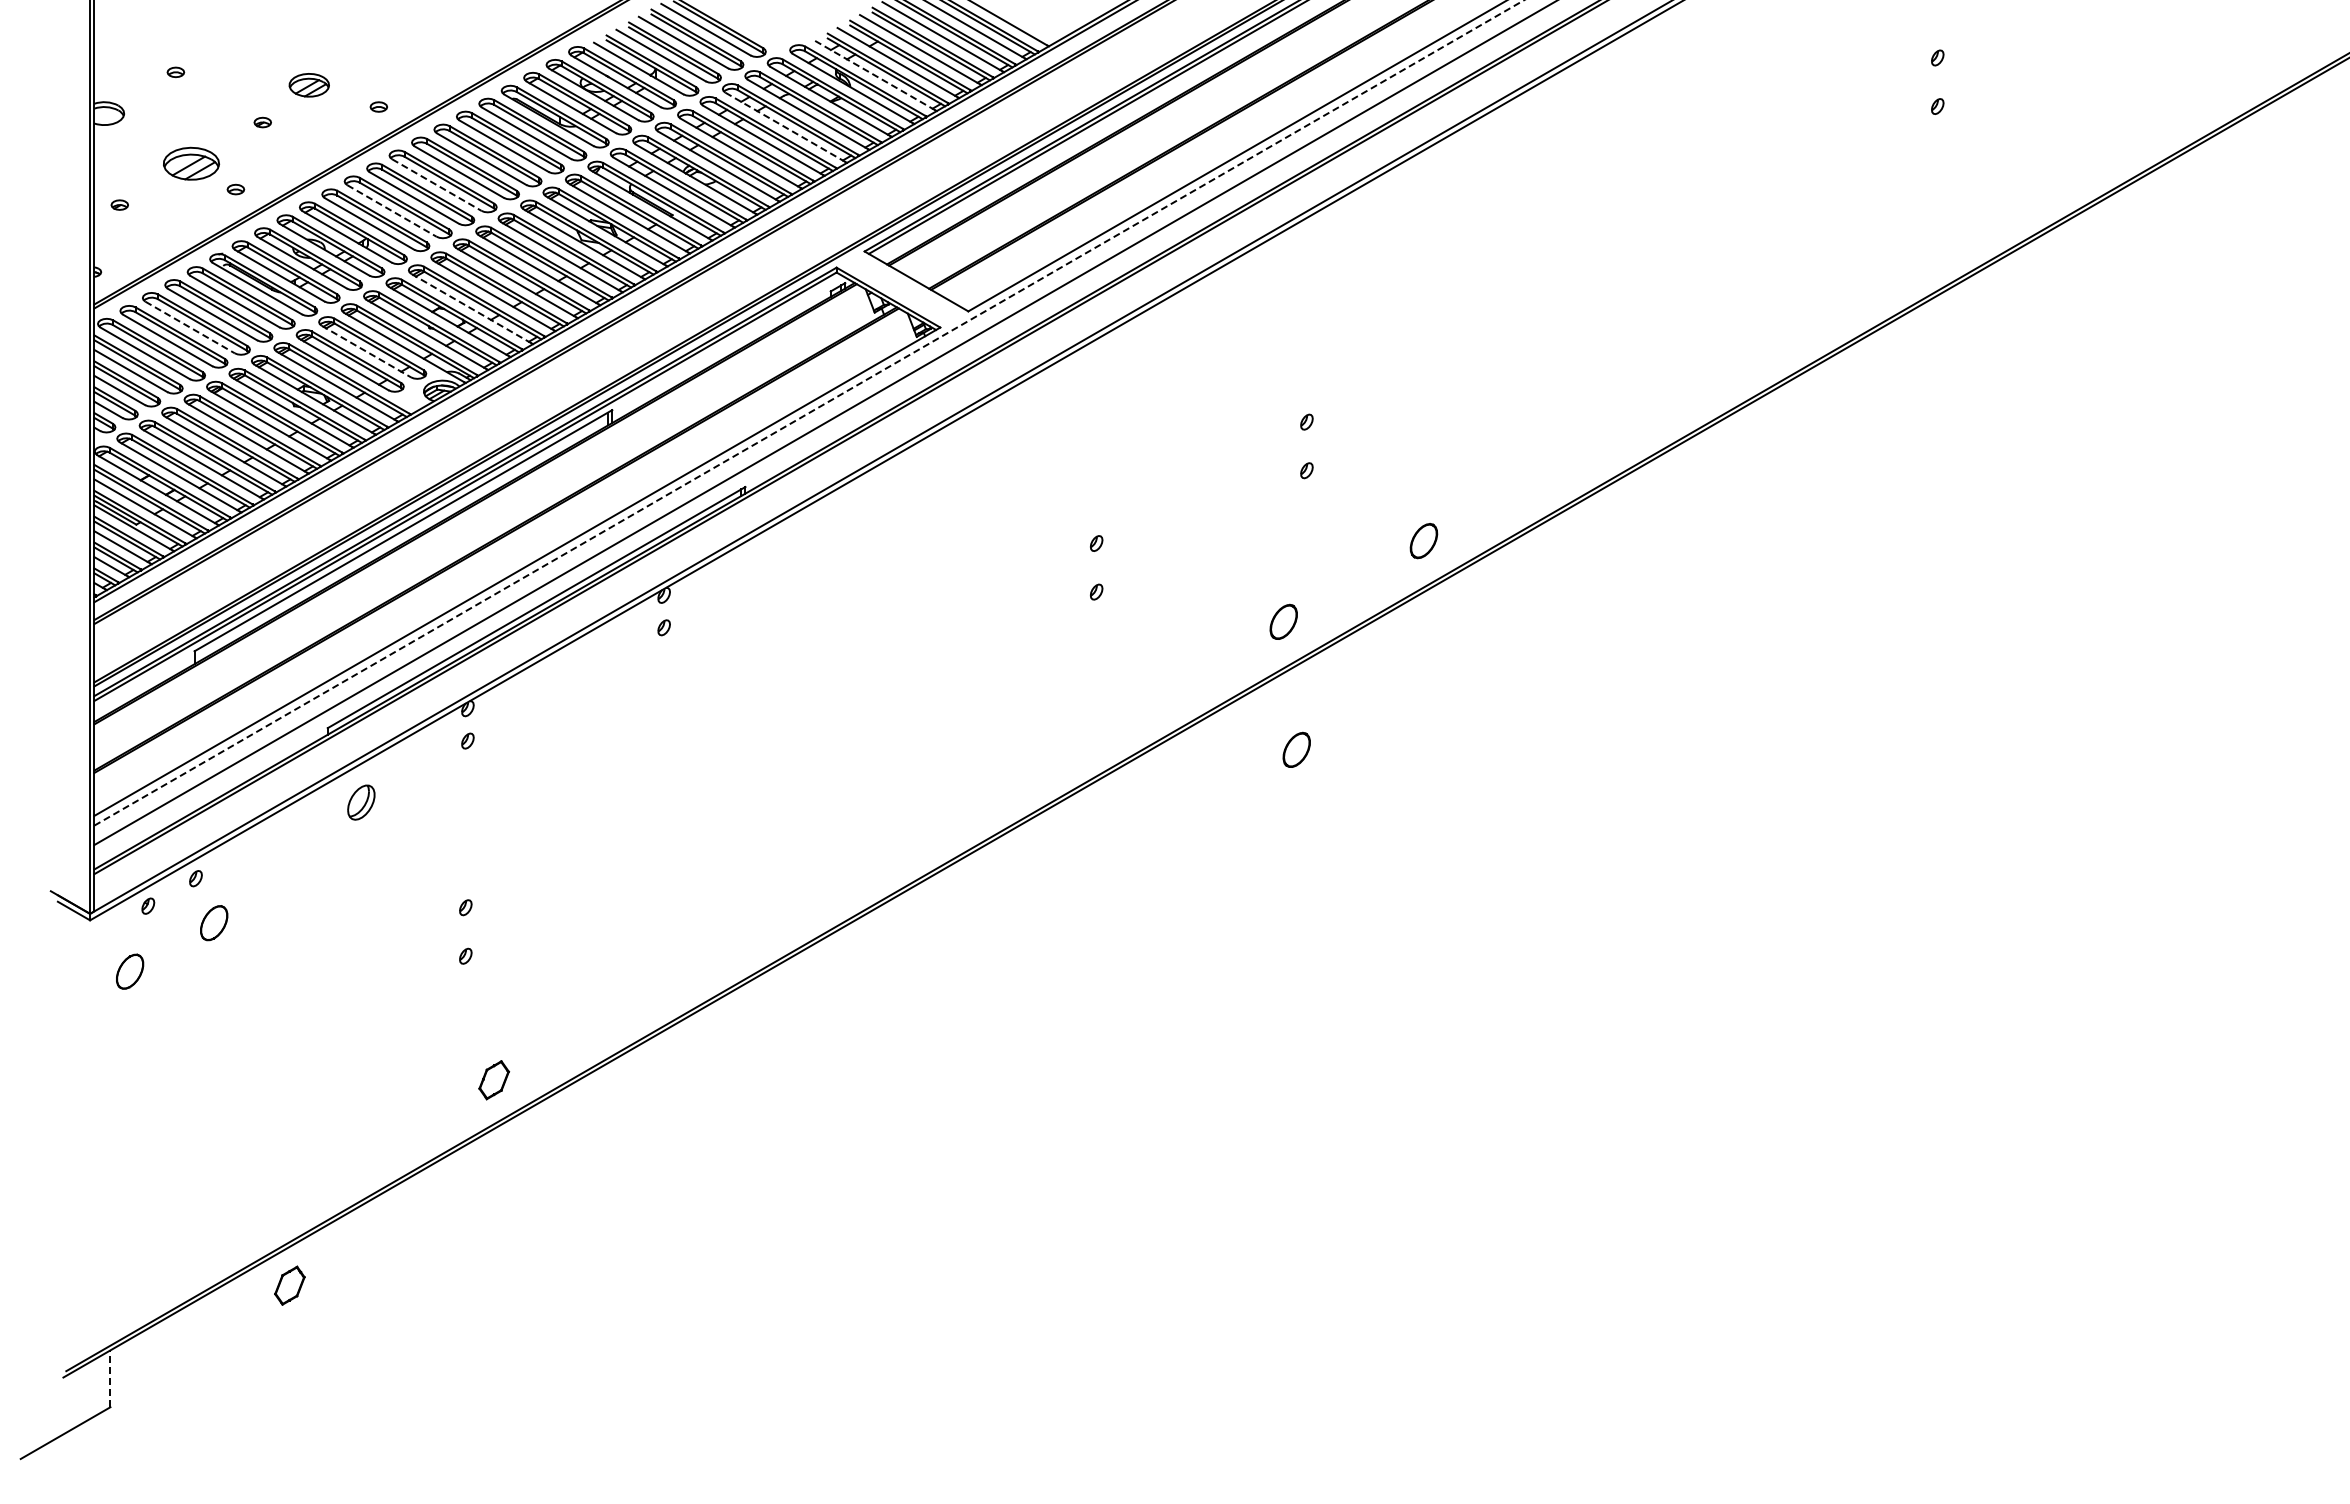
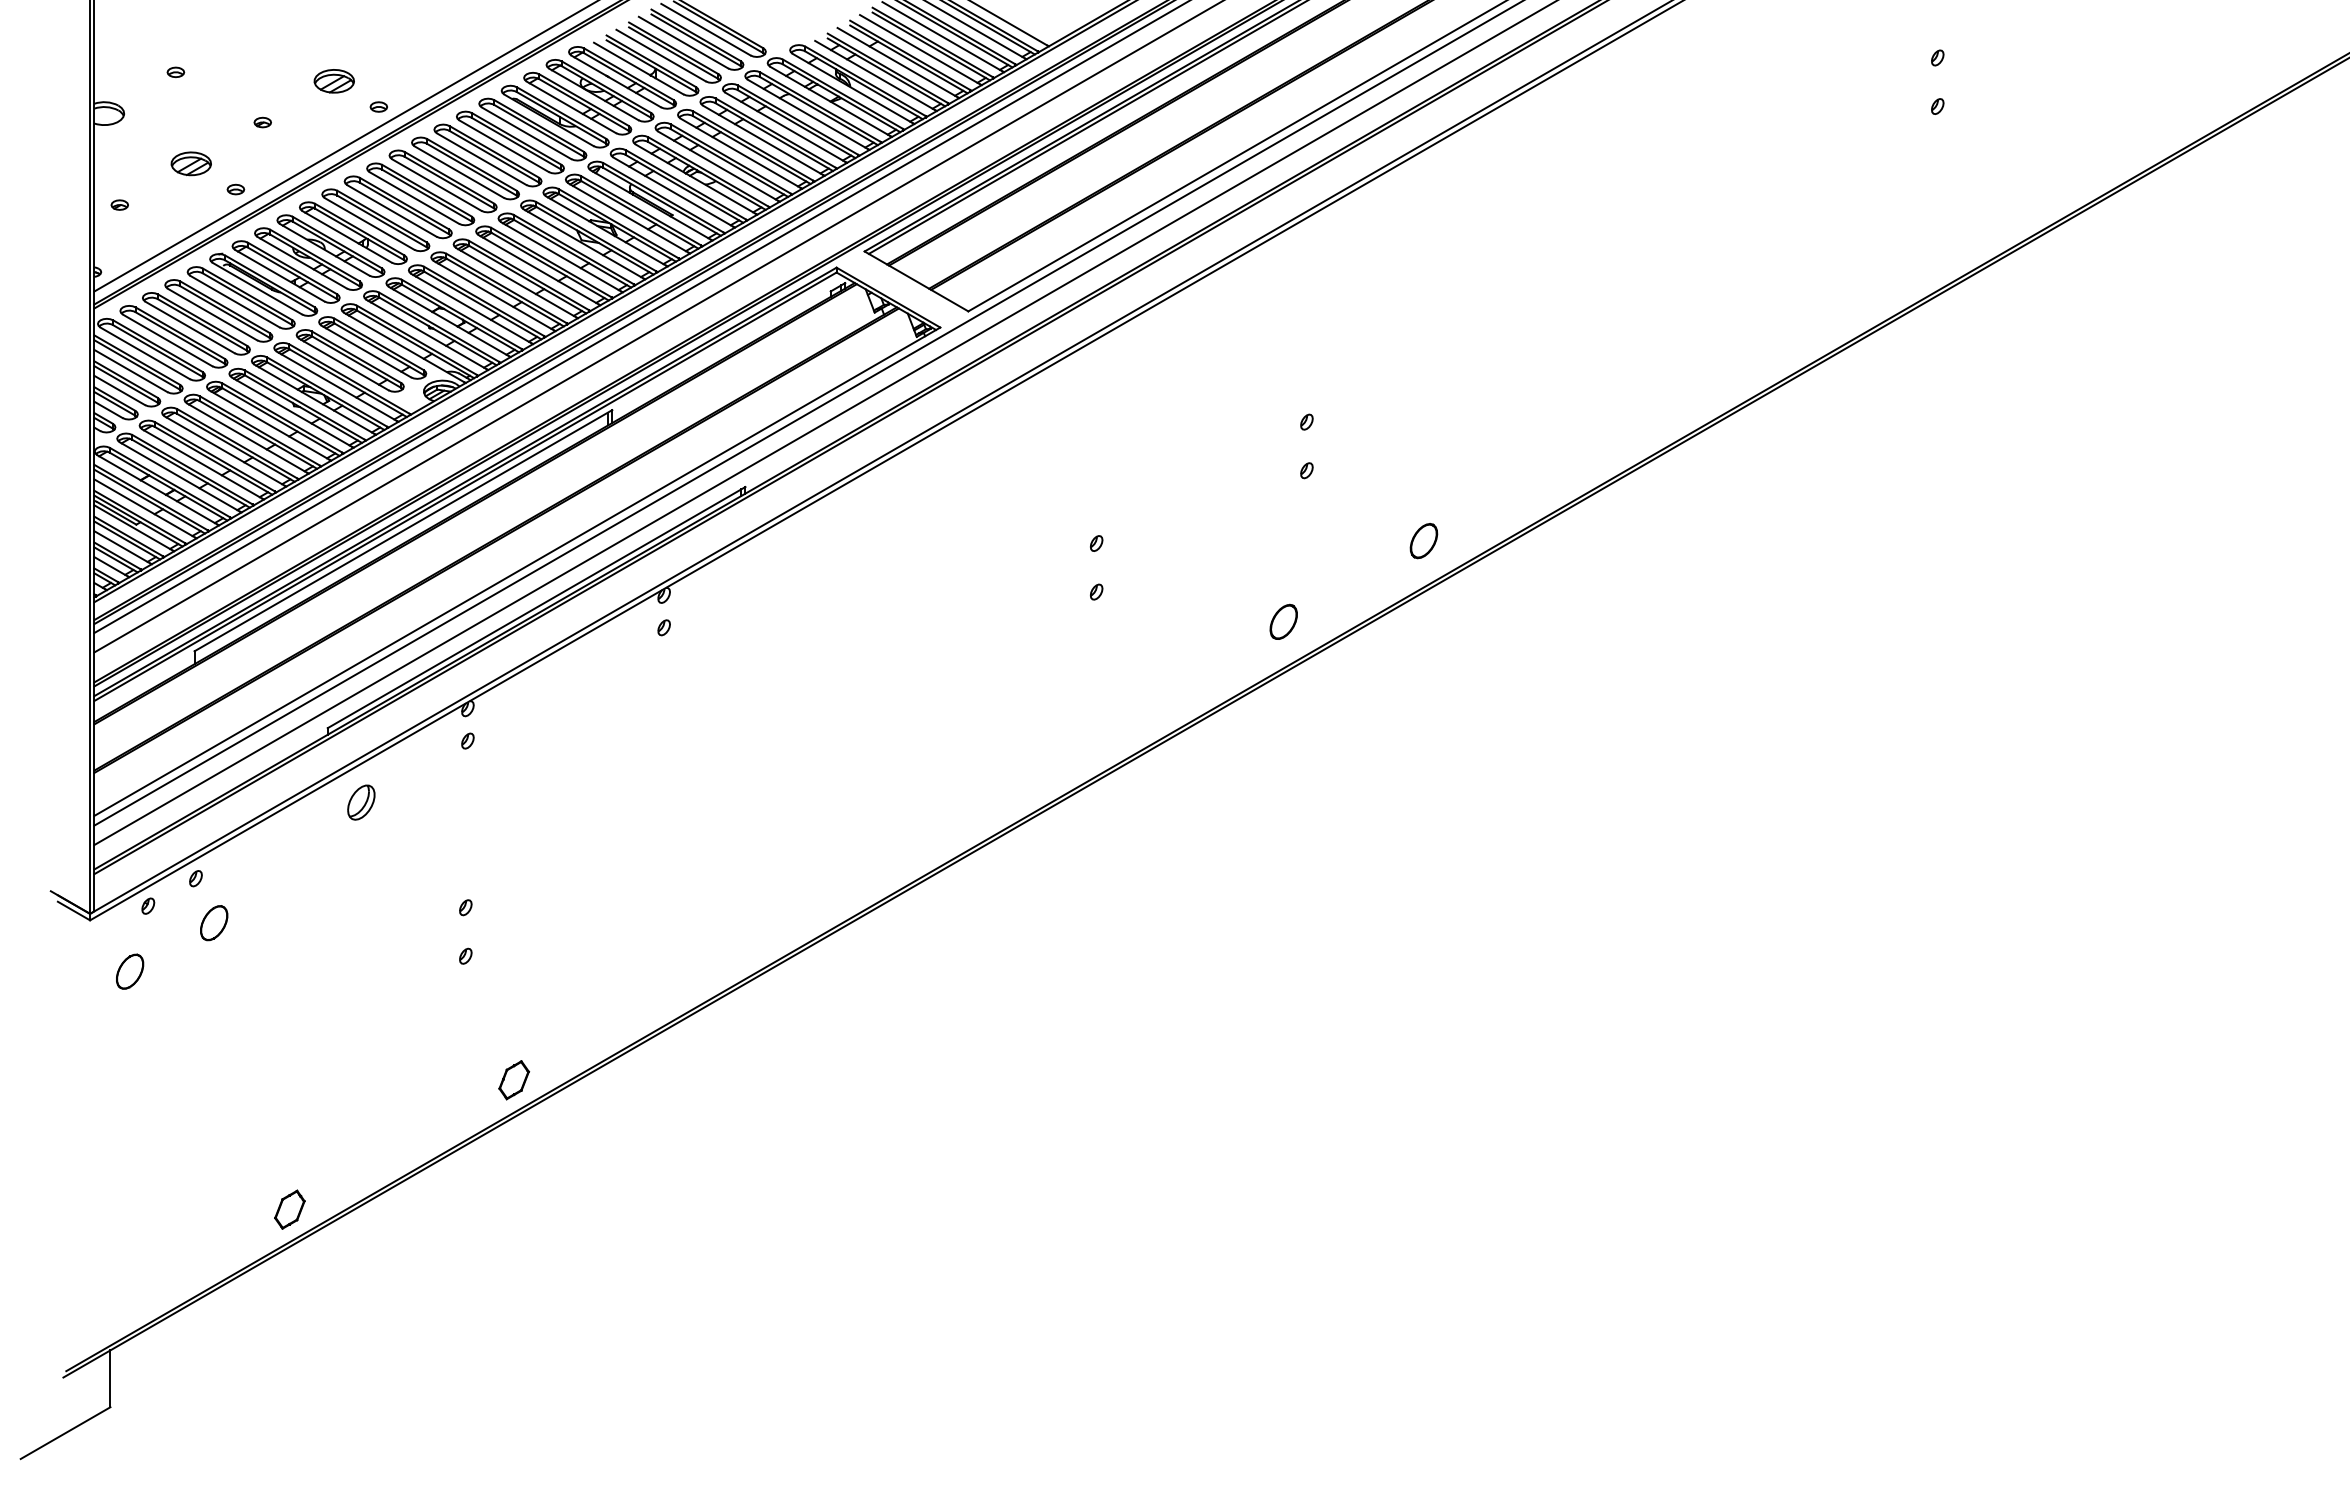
line: dashed -> solid (875, 75)
part position: (308, 85) -> (333, 81) (333, 81)
line: dashed -> solid (785, 127)
line: none -> present (344, 146)
part size: 58x35 px -> 42x26 px (190, 163)
line: dashed -> solid (436, 185)
line: dashed -> solid (391, 210)
line: dashed -> solid (471, 308)
line: none -> present (640, 317)
line: dashed -> solid (190, 327)
line: none -> present (657, 327)
line: dashed -> solid (366, 351)
line: dashed -> solid (809, 412)
part: present -> none (1296, 749)
part position: (494, 1080) -> (514, 1080) (514, 1080)
part position: (289, 1285) -> (289, 1209) (289, 1209)
line: dashed -> solid (110, 1378)
